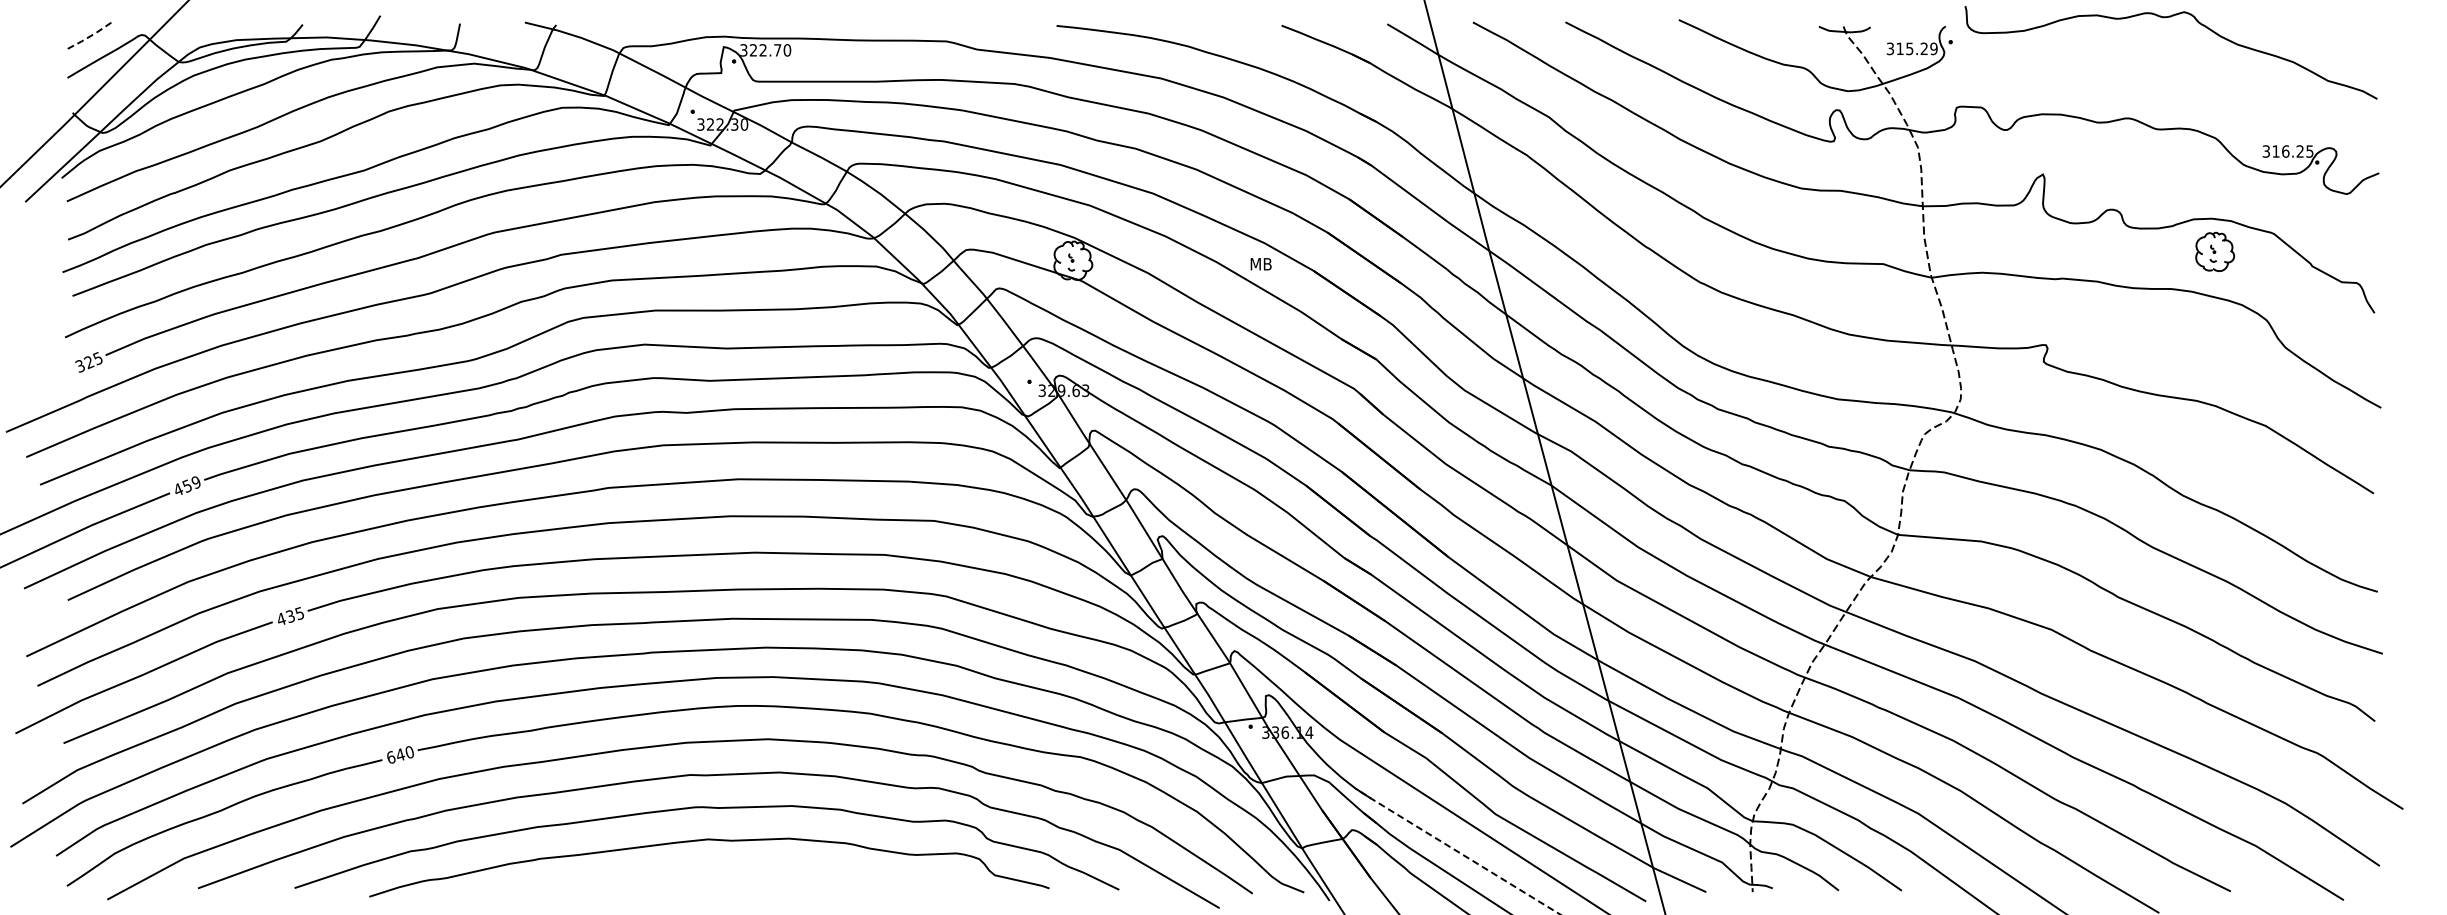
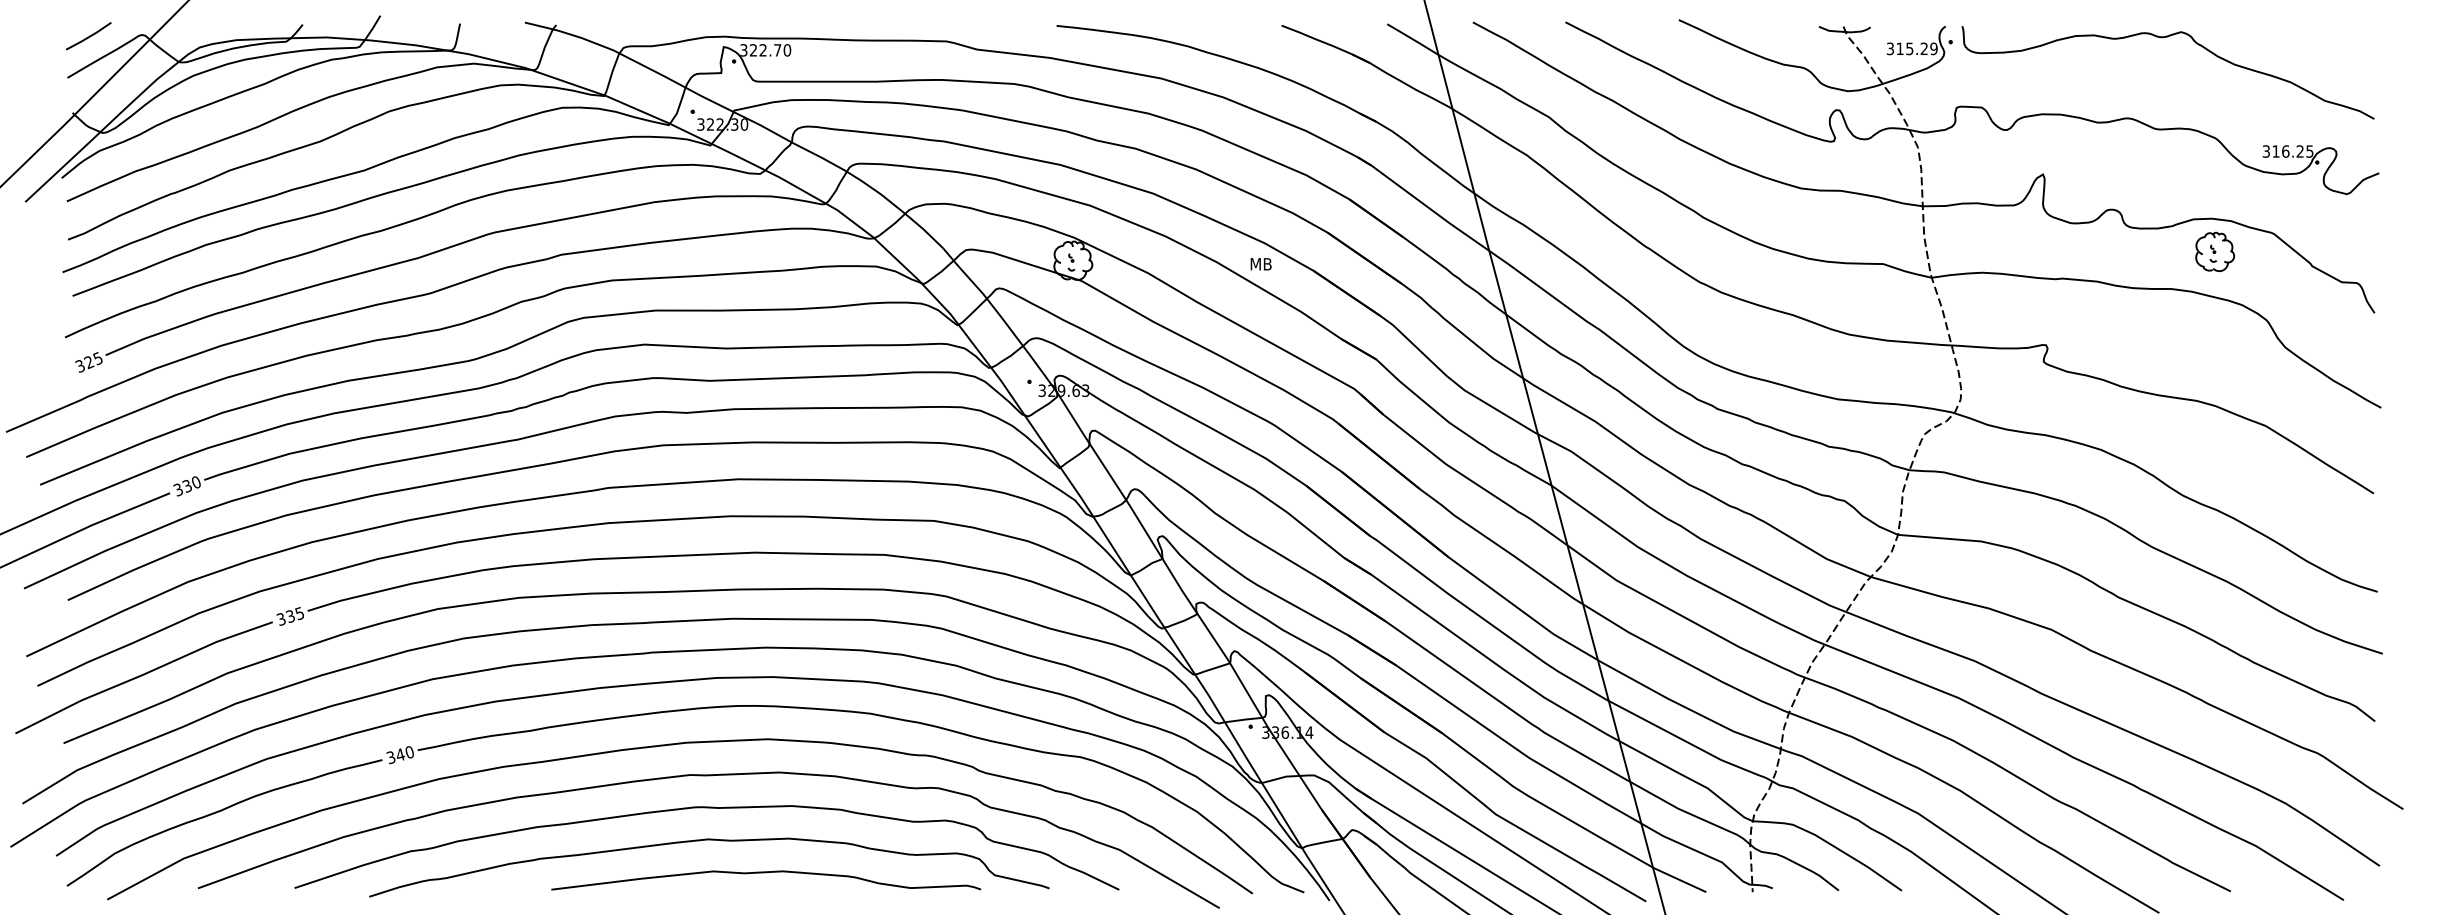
curve position: (2166, 18) -> (2163, 38) (2163, 38)
line: dashed -> solid (89, 36)
text: 459 -> 330 (186, 486)
text: 435 -> 335 (280, 618)
text: 640 -> 340 (390, 757)
line: dashed -> solid (1457, 851)
curve: none -> present (766, 873)
